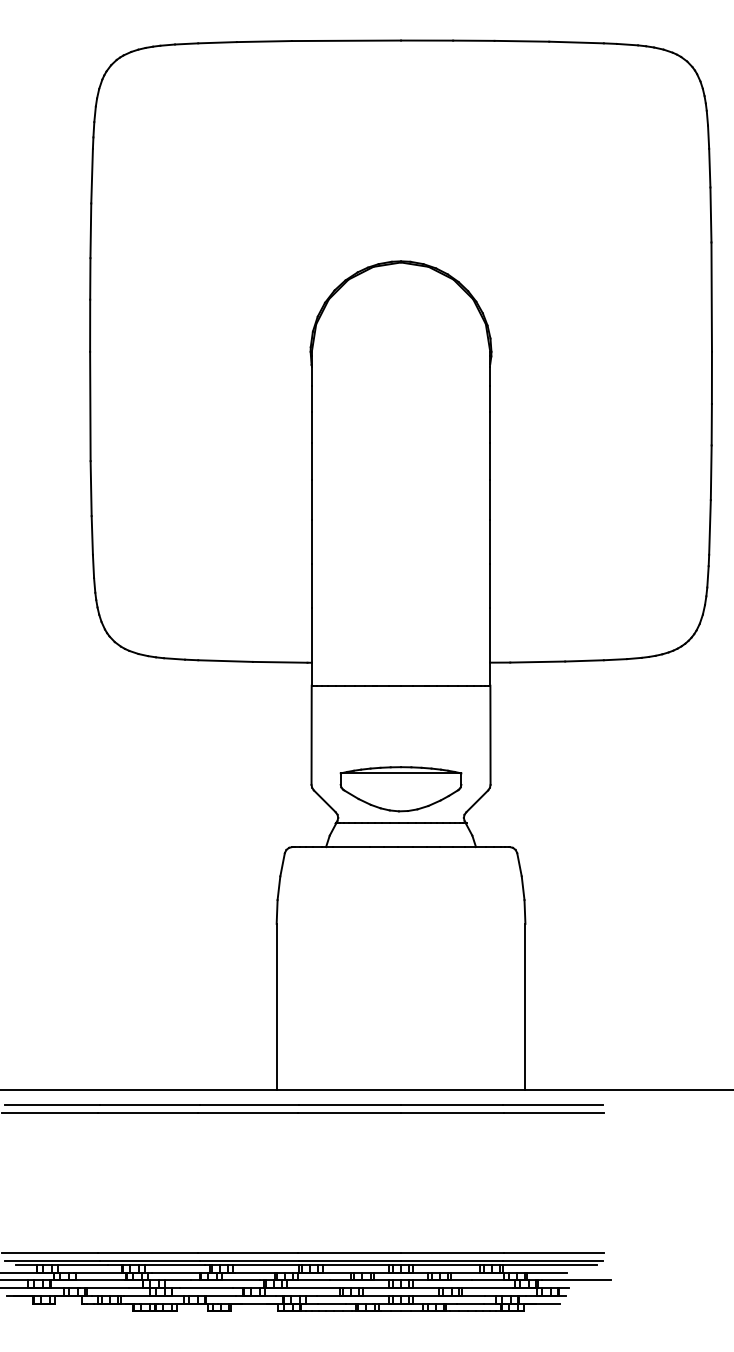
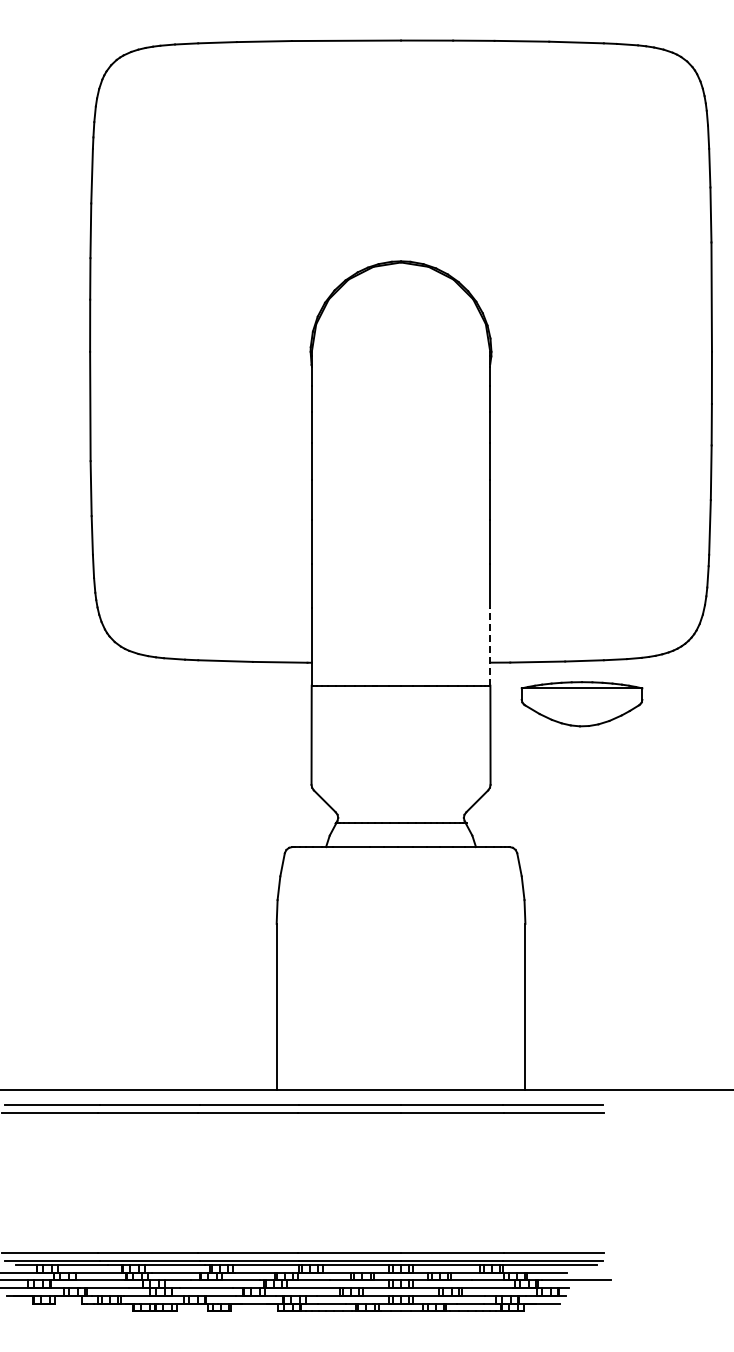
line: solid -> dashed (490, 646)
part position: (400, 789) -> (581, 704) (581, 704)
